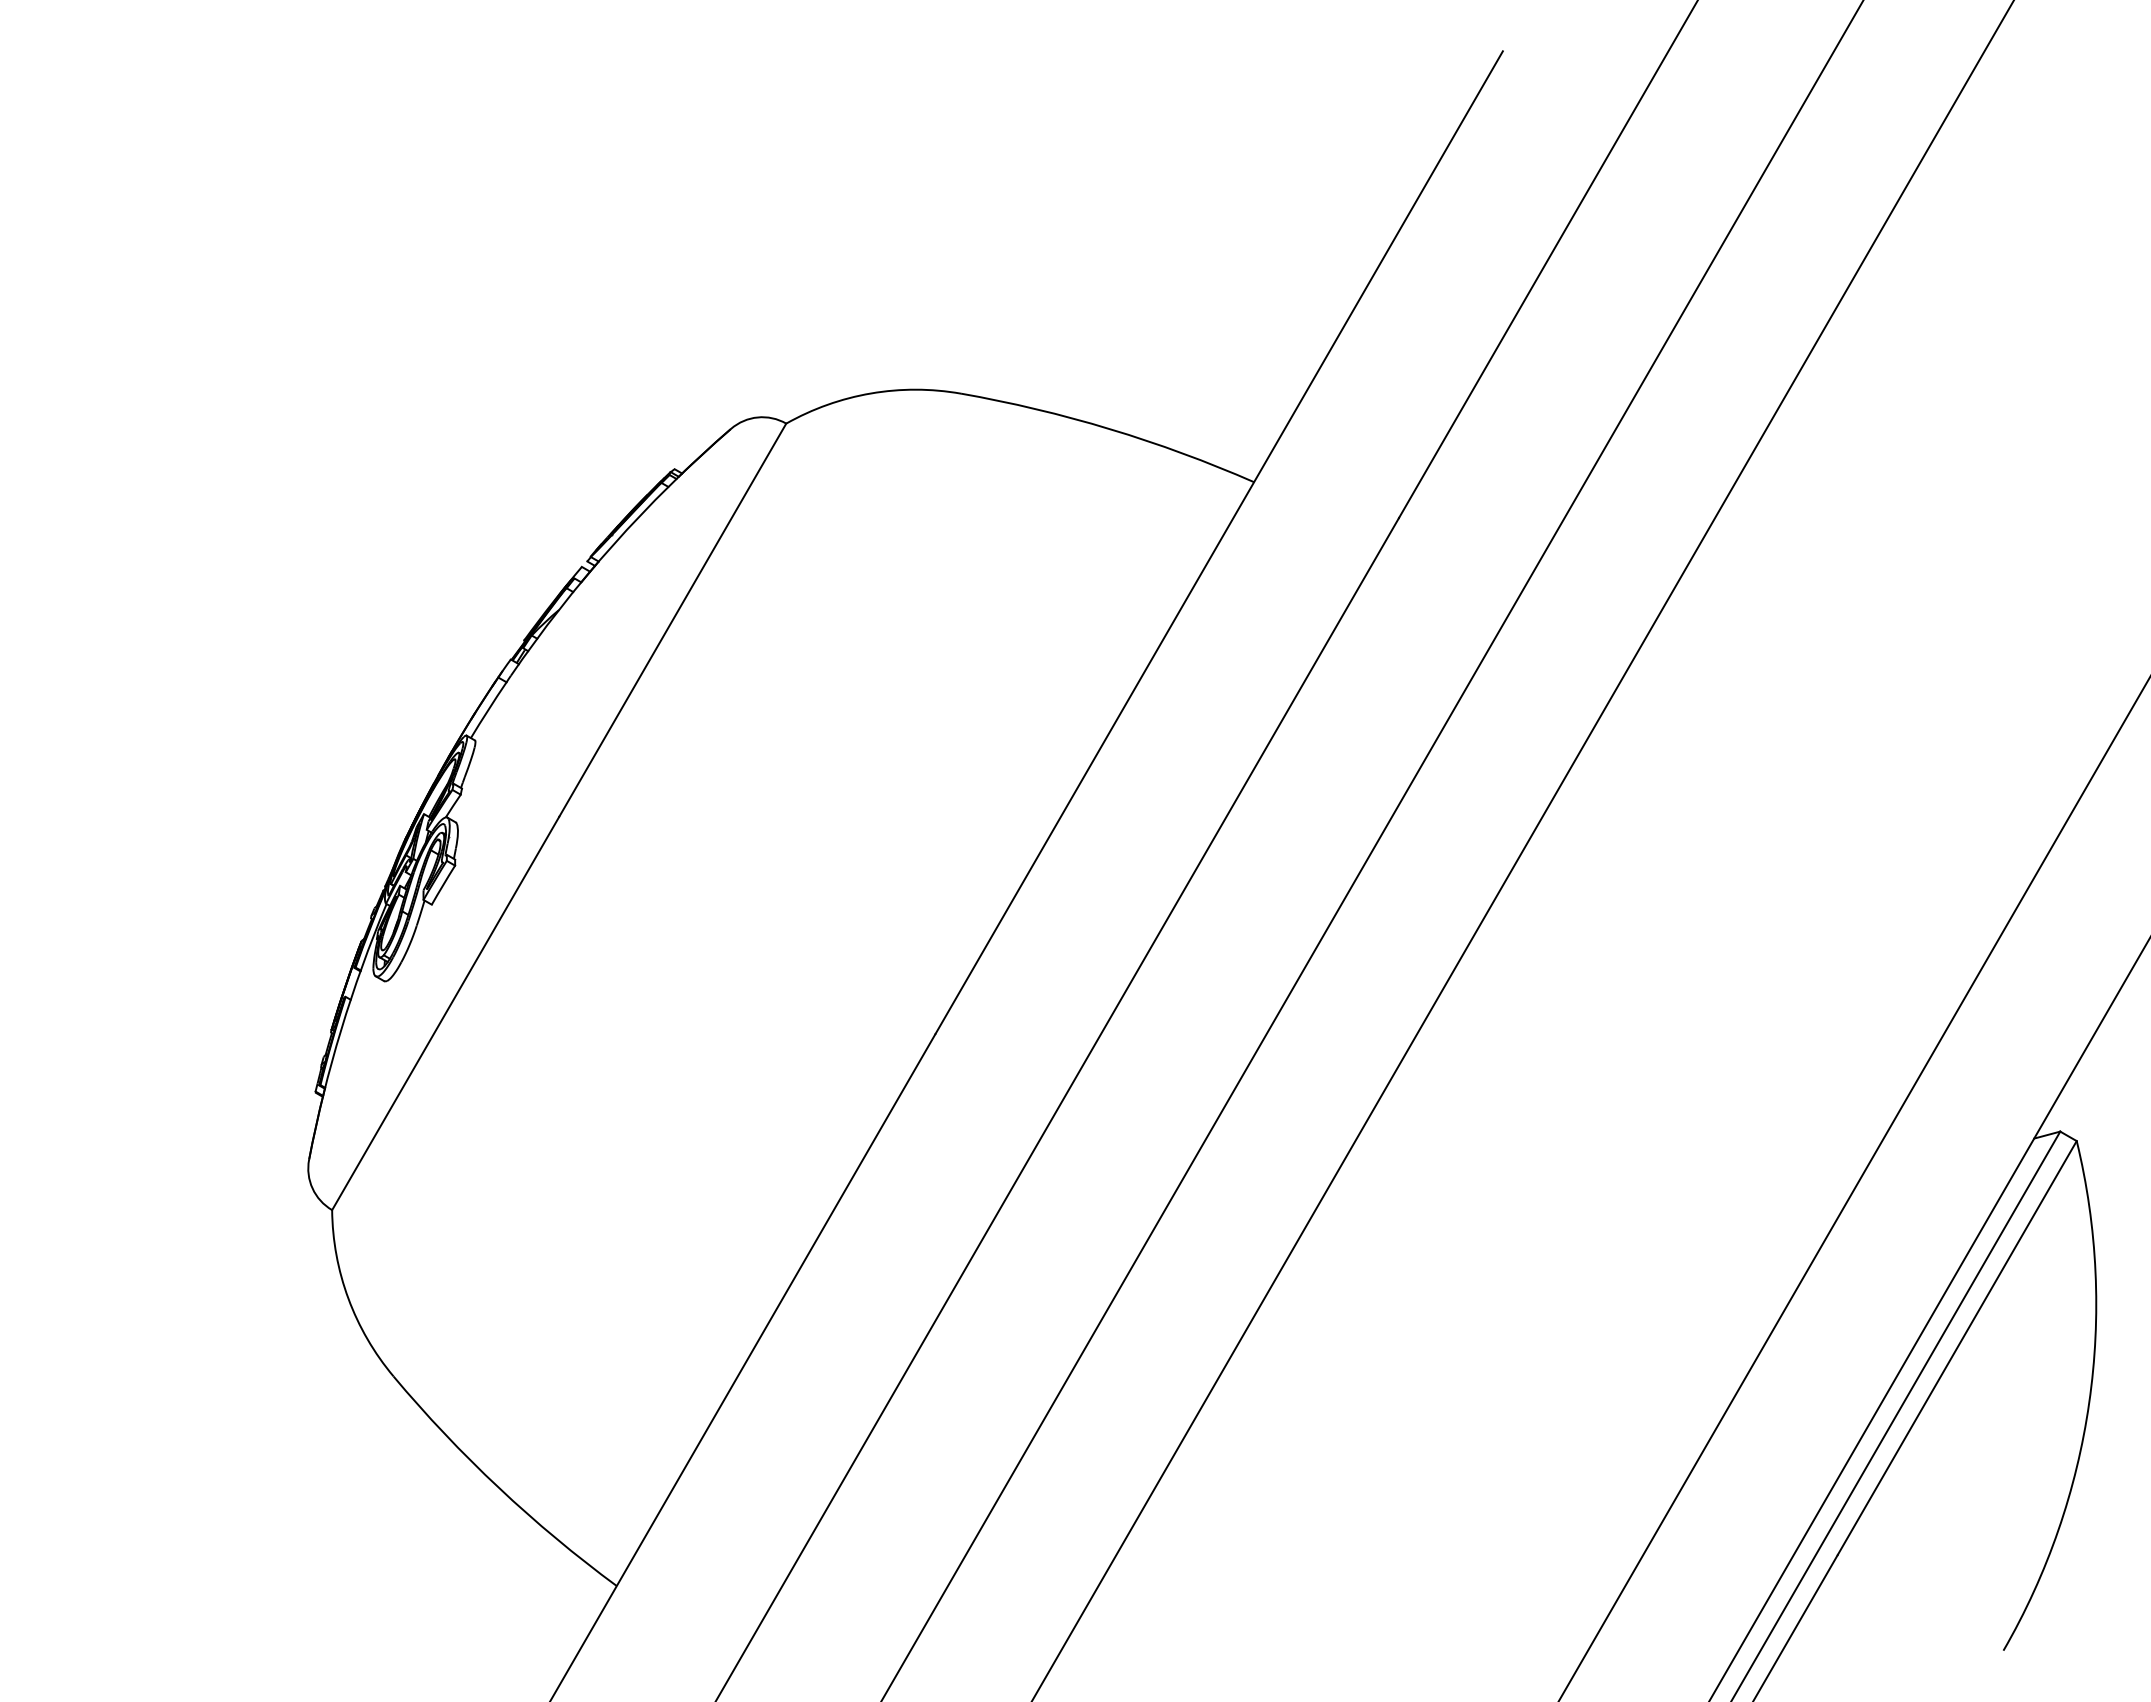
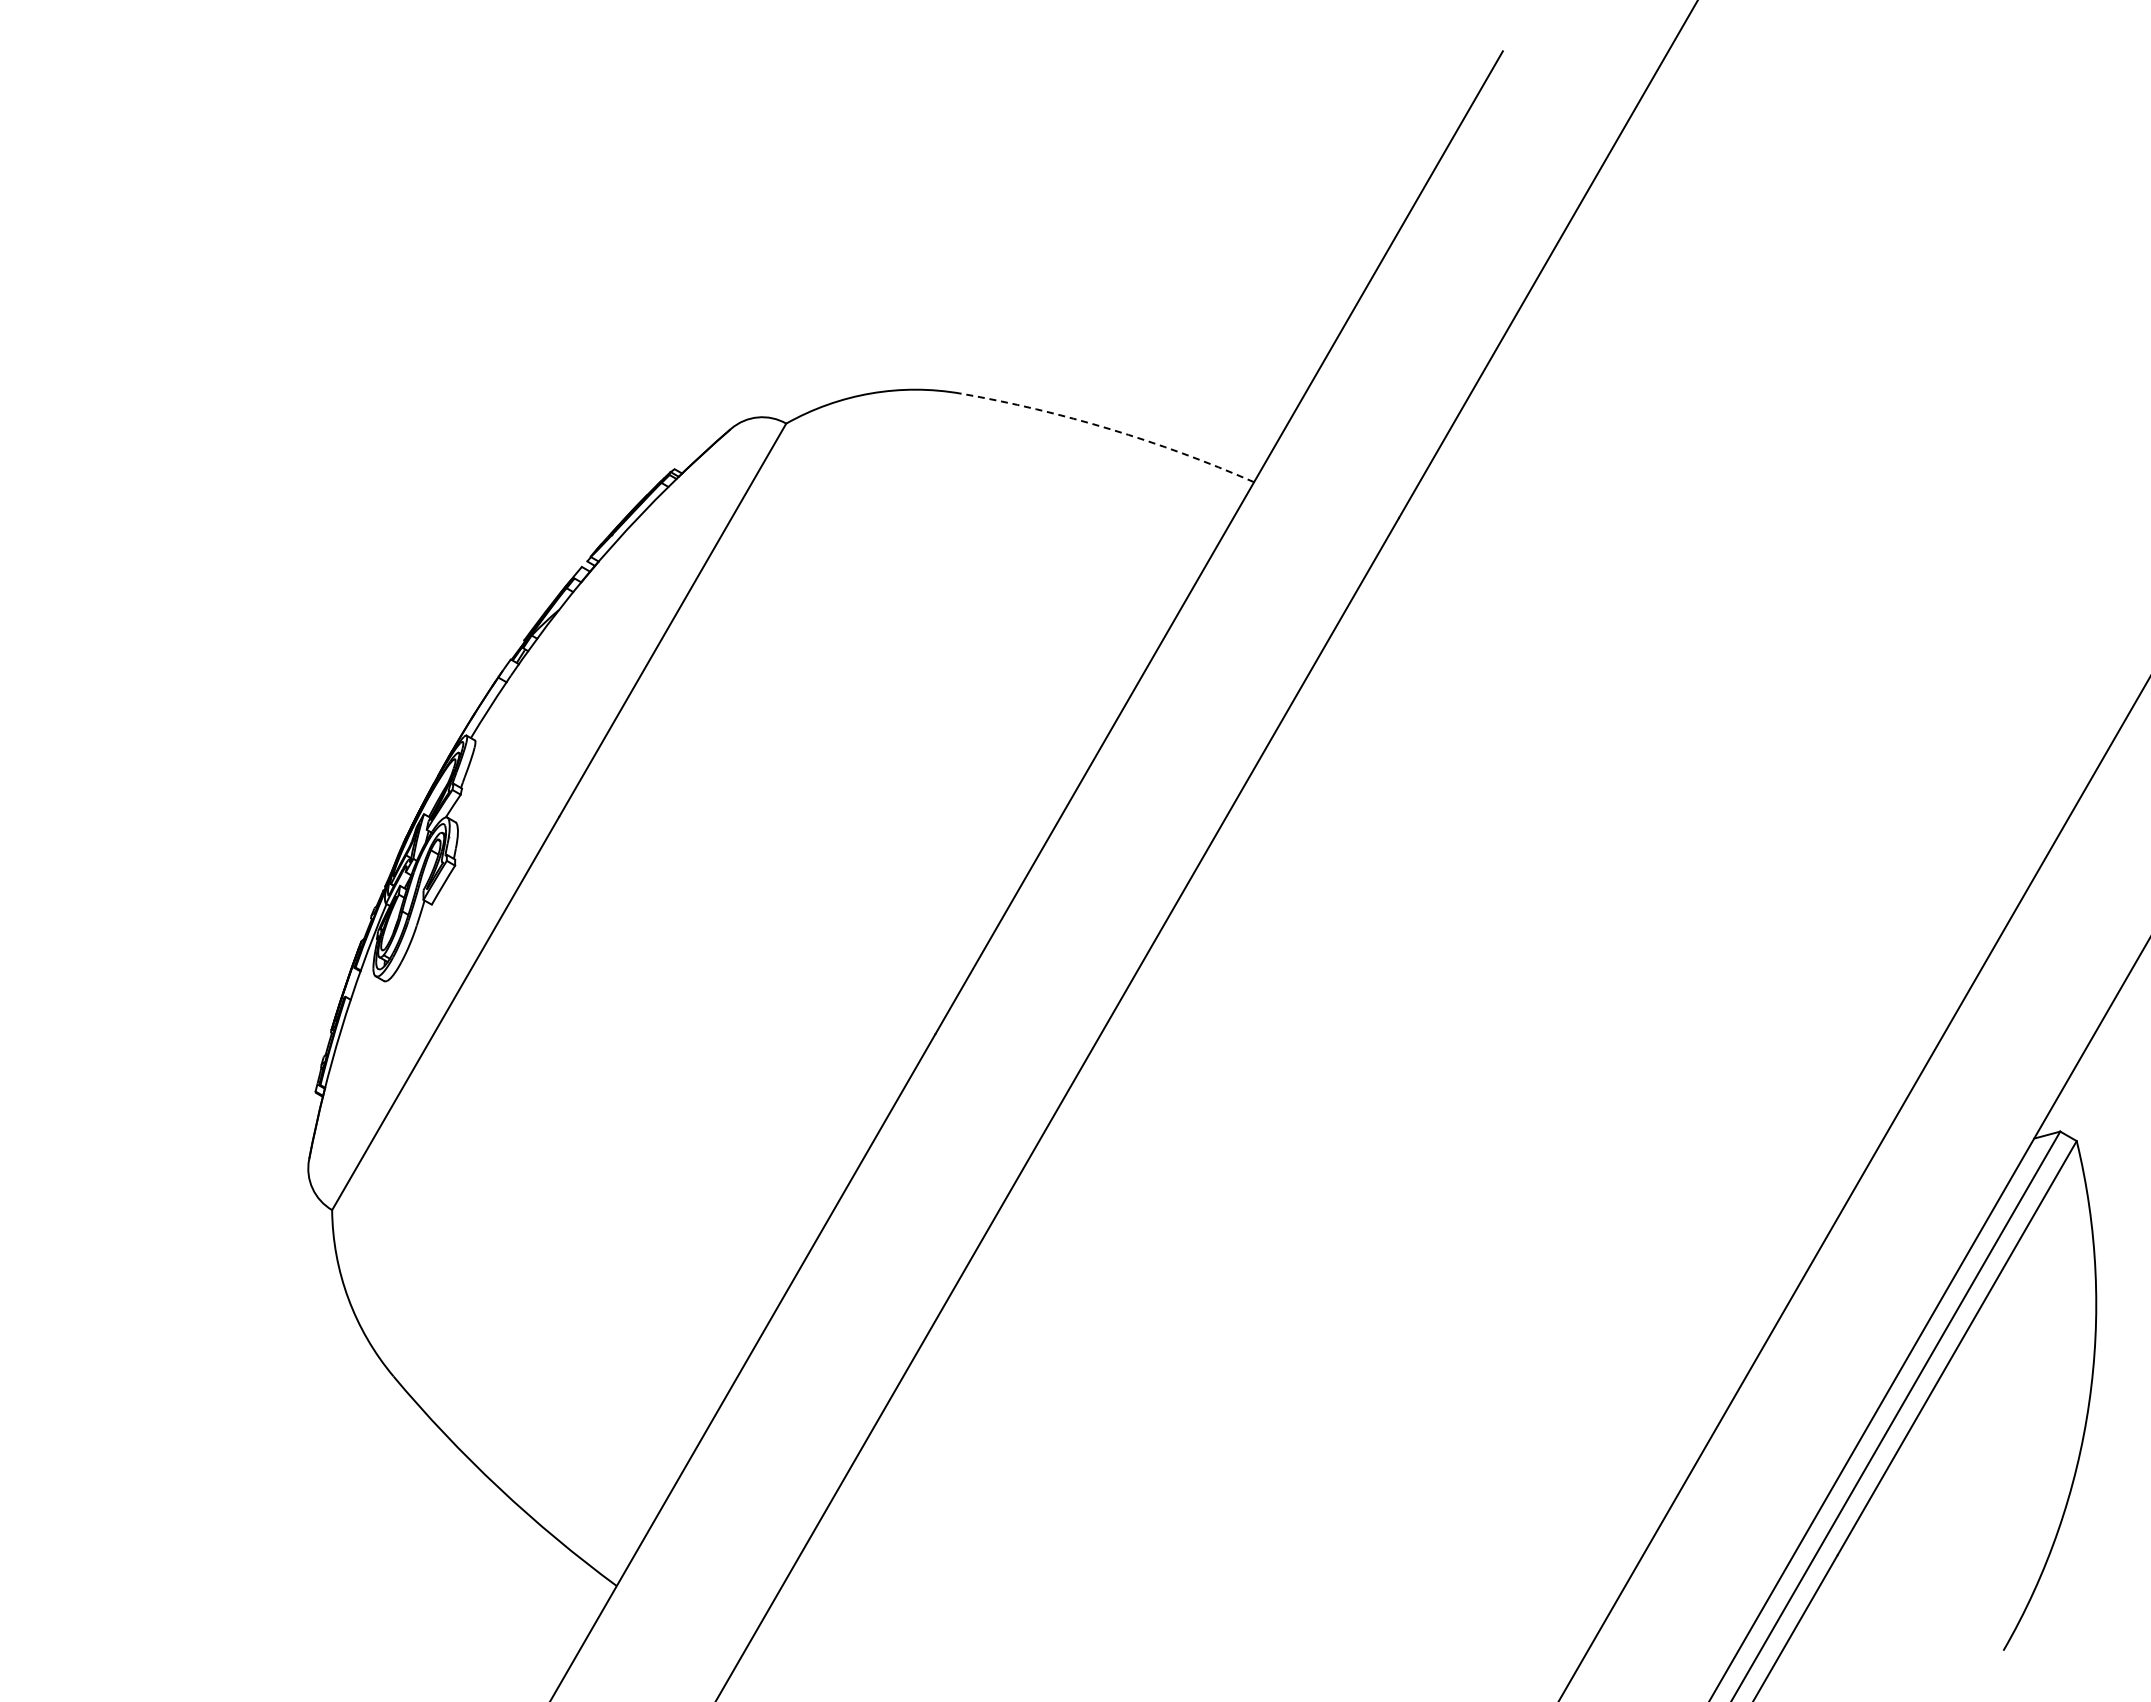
arc: solid -> dashed (1110, 429)
line: present -> none (1372, 850)
line: present -> none (1522, 850)
